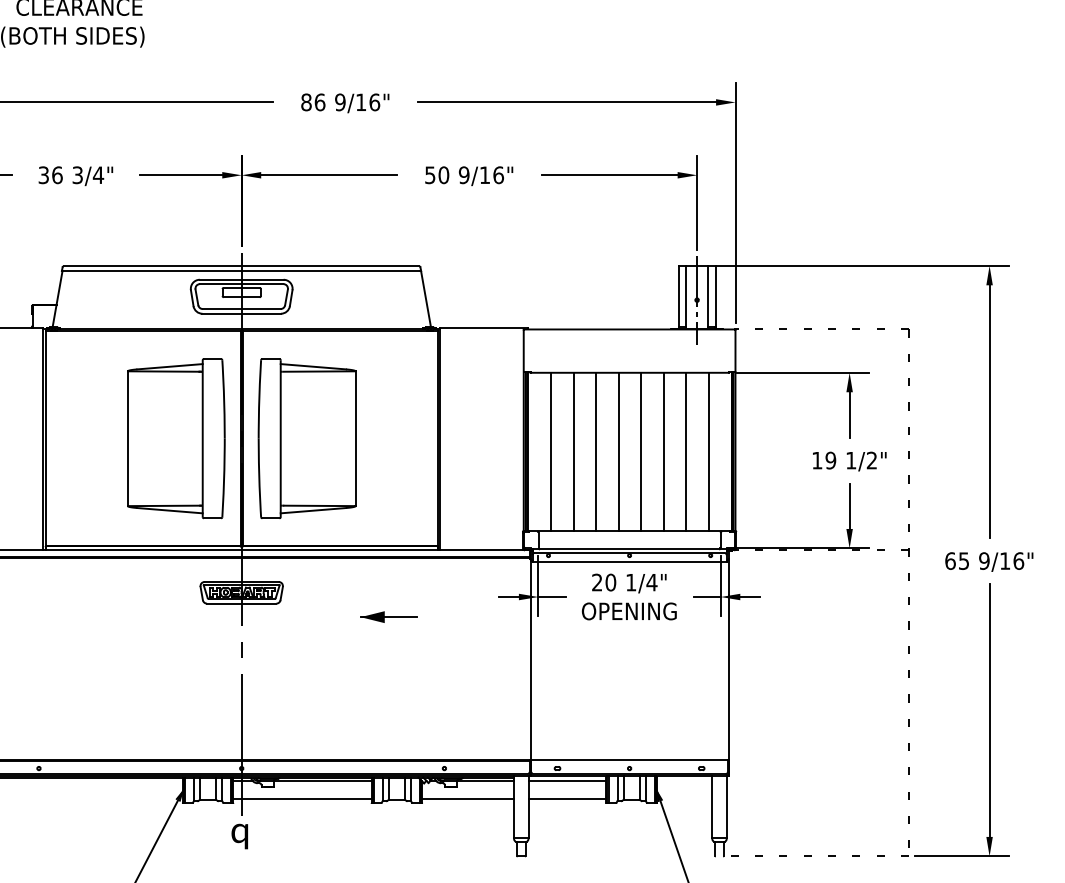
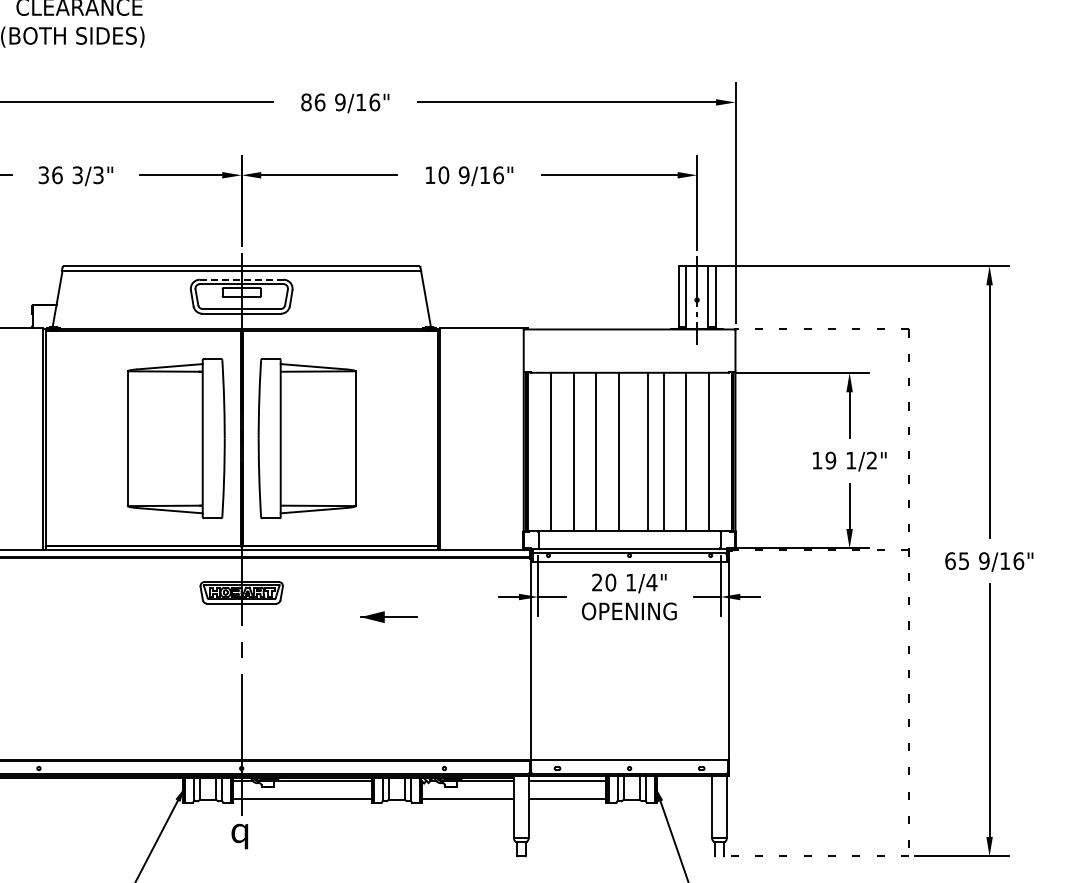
text: 3/4" -> 3/3" (98, 175)
text: 50 -> 10 (430, 175)
line: solid -> dashed (241, 279)
line position: (641, 451) -> (648, 451) (648, 451)
